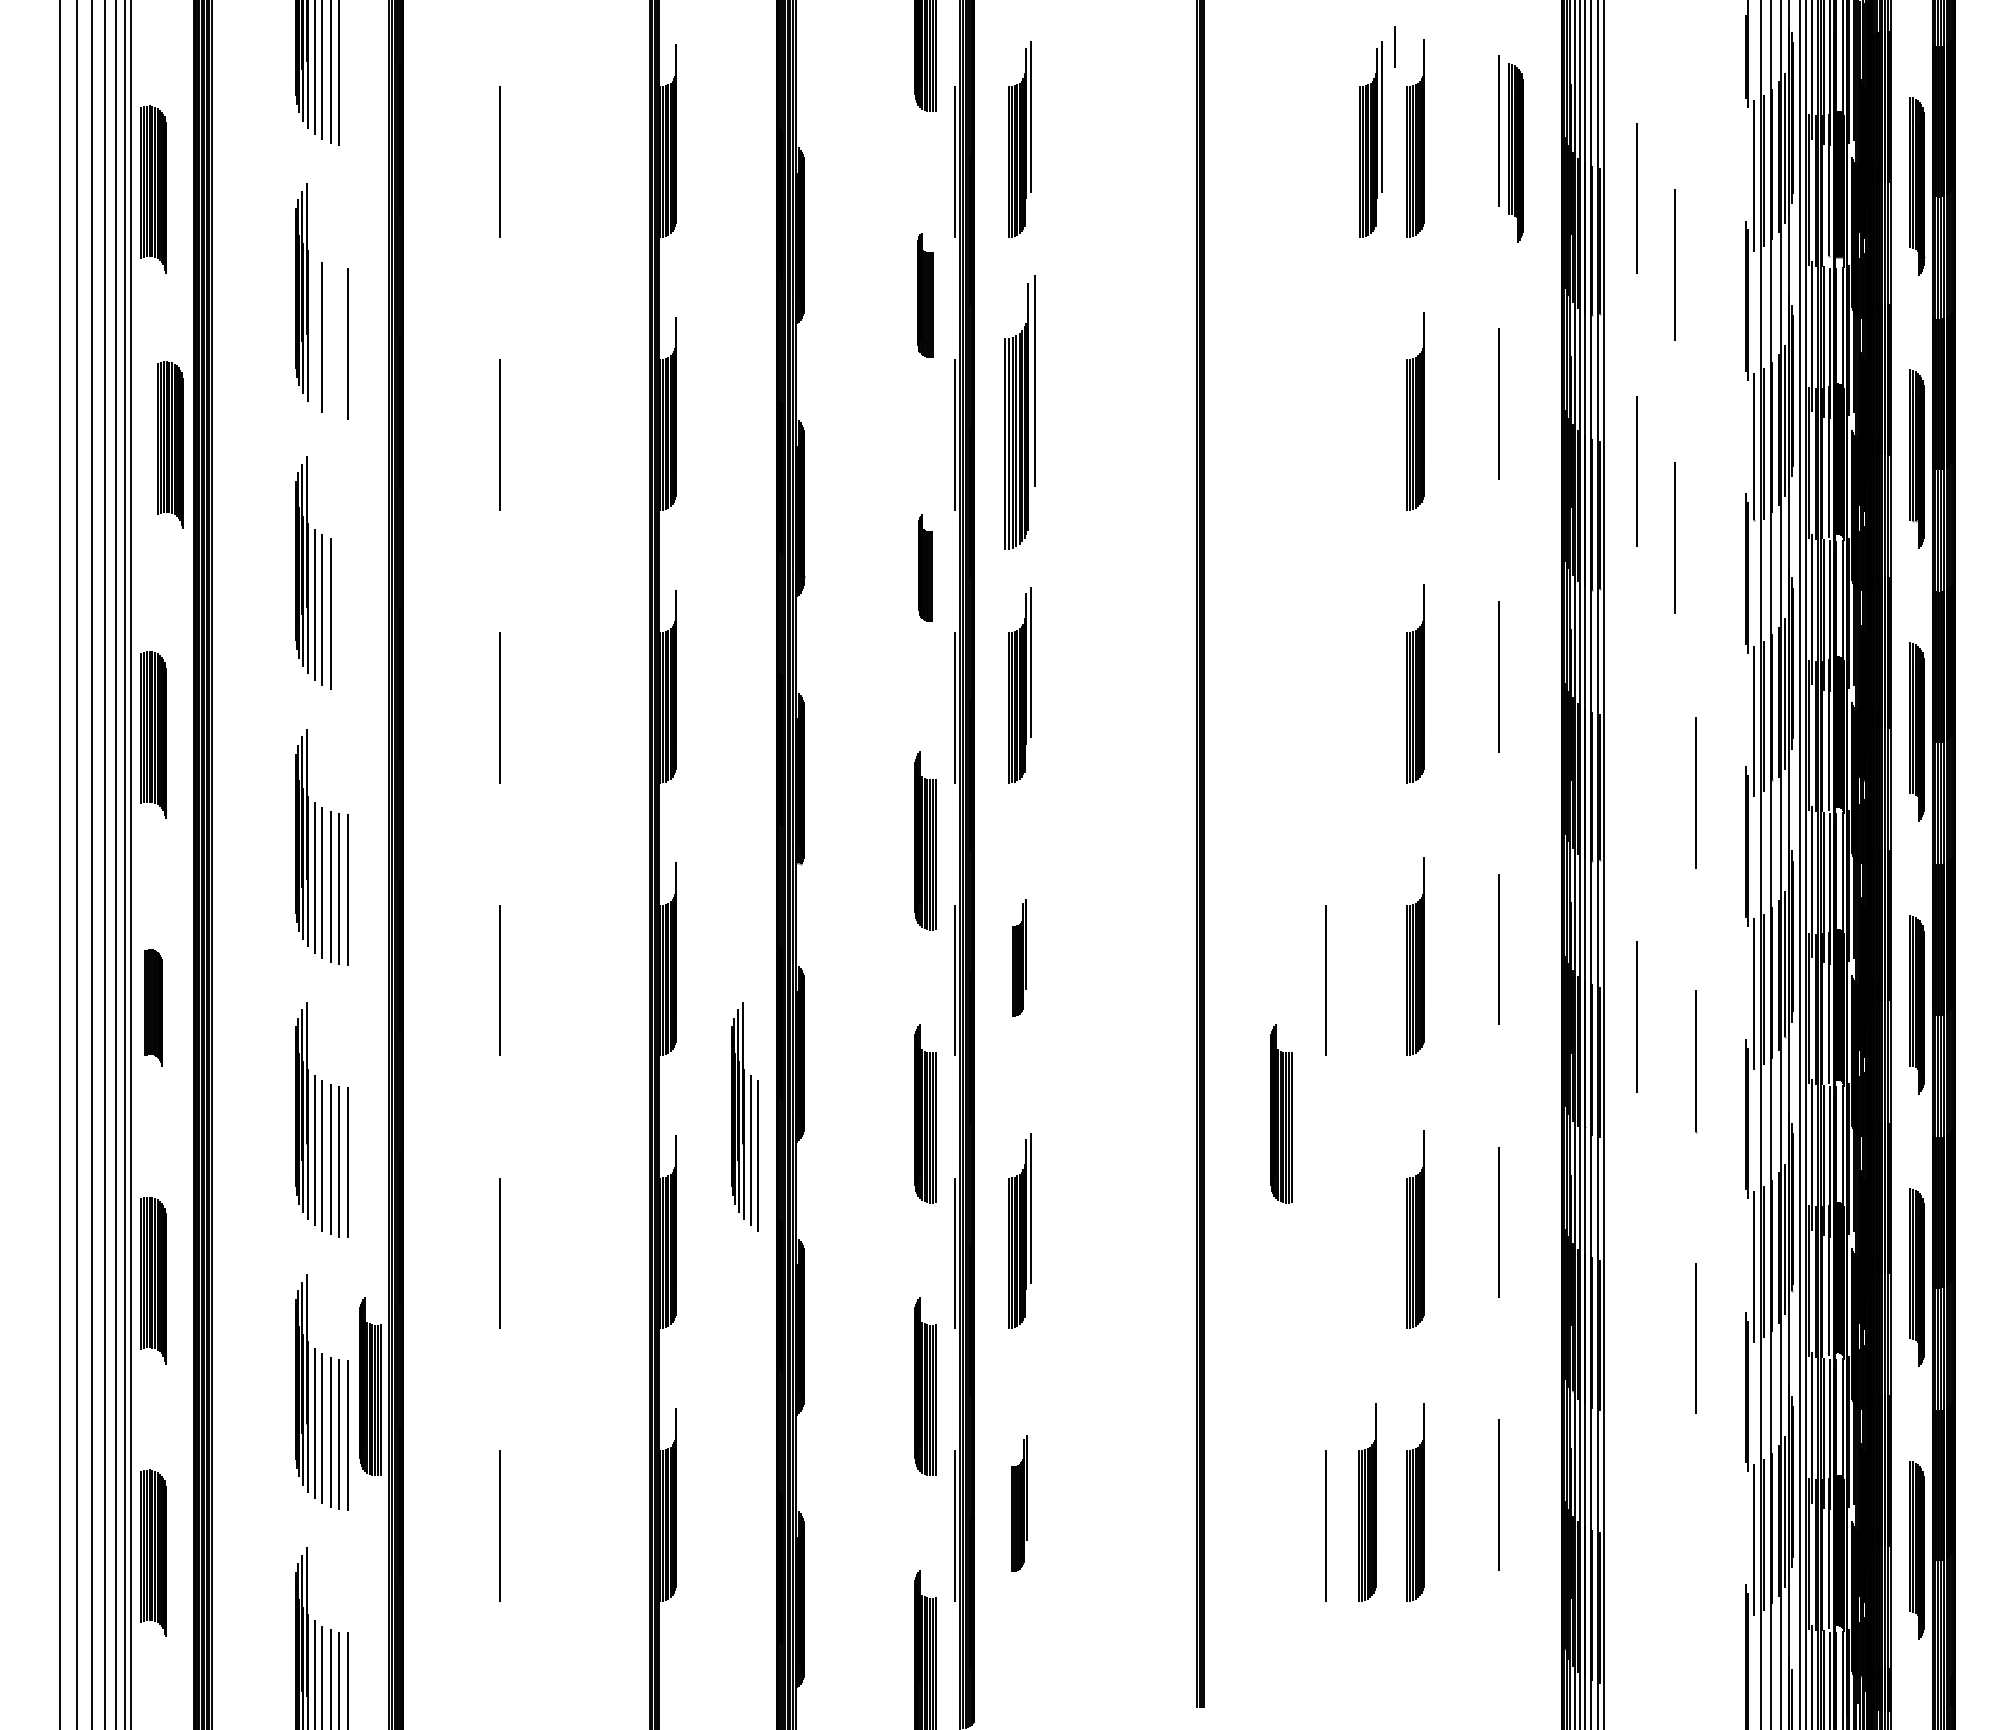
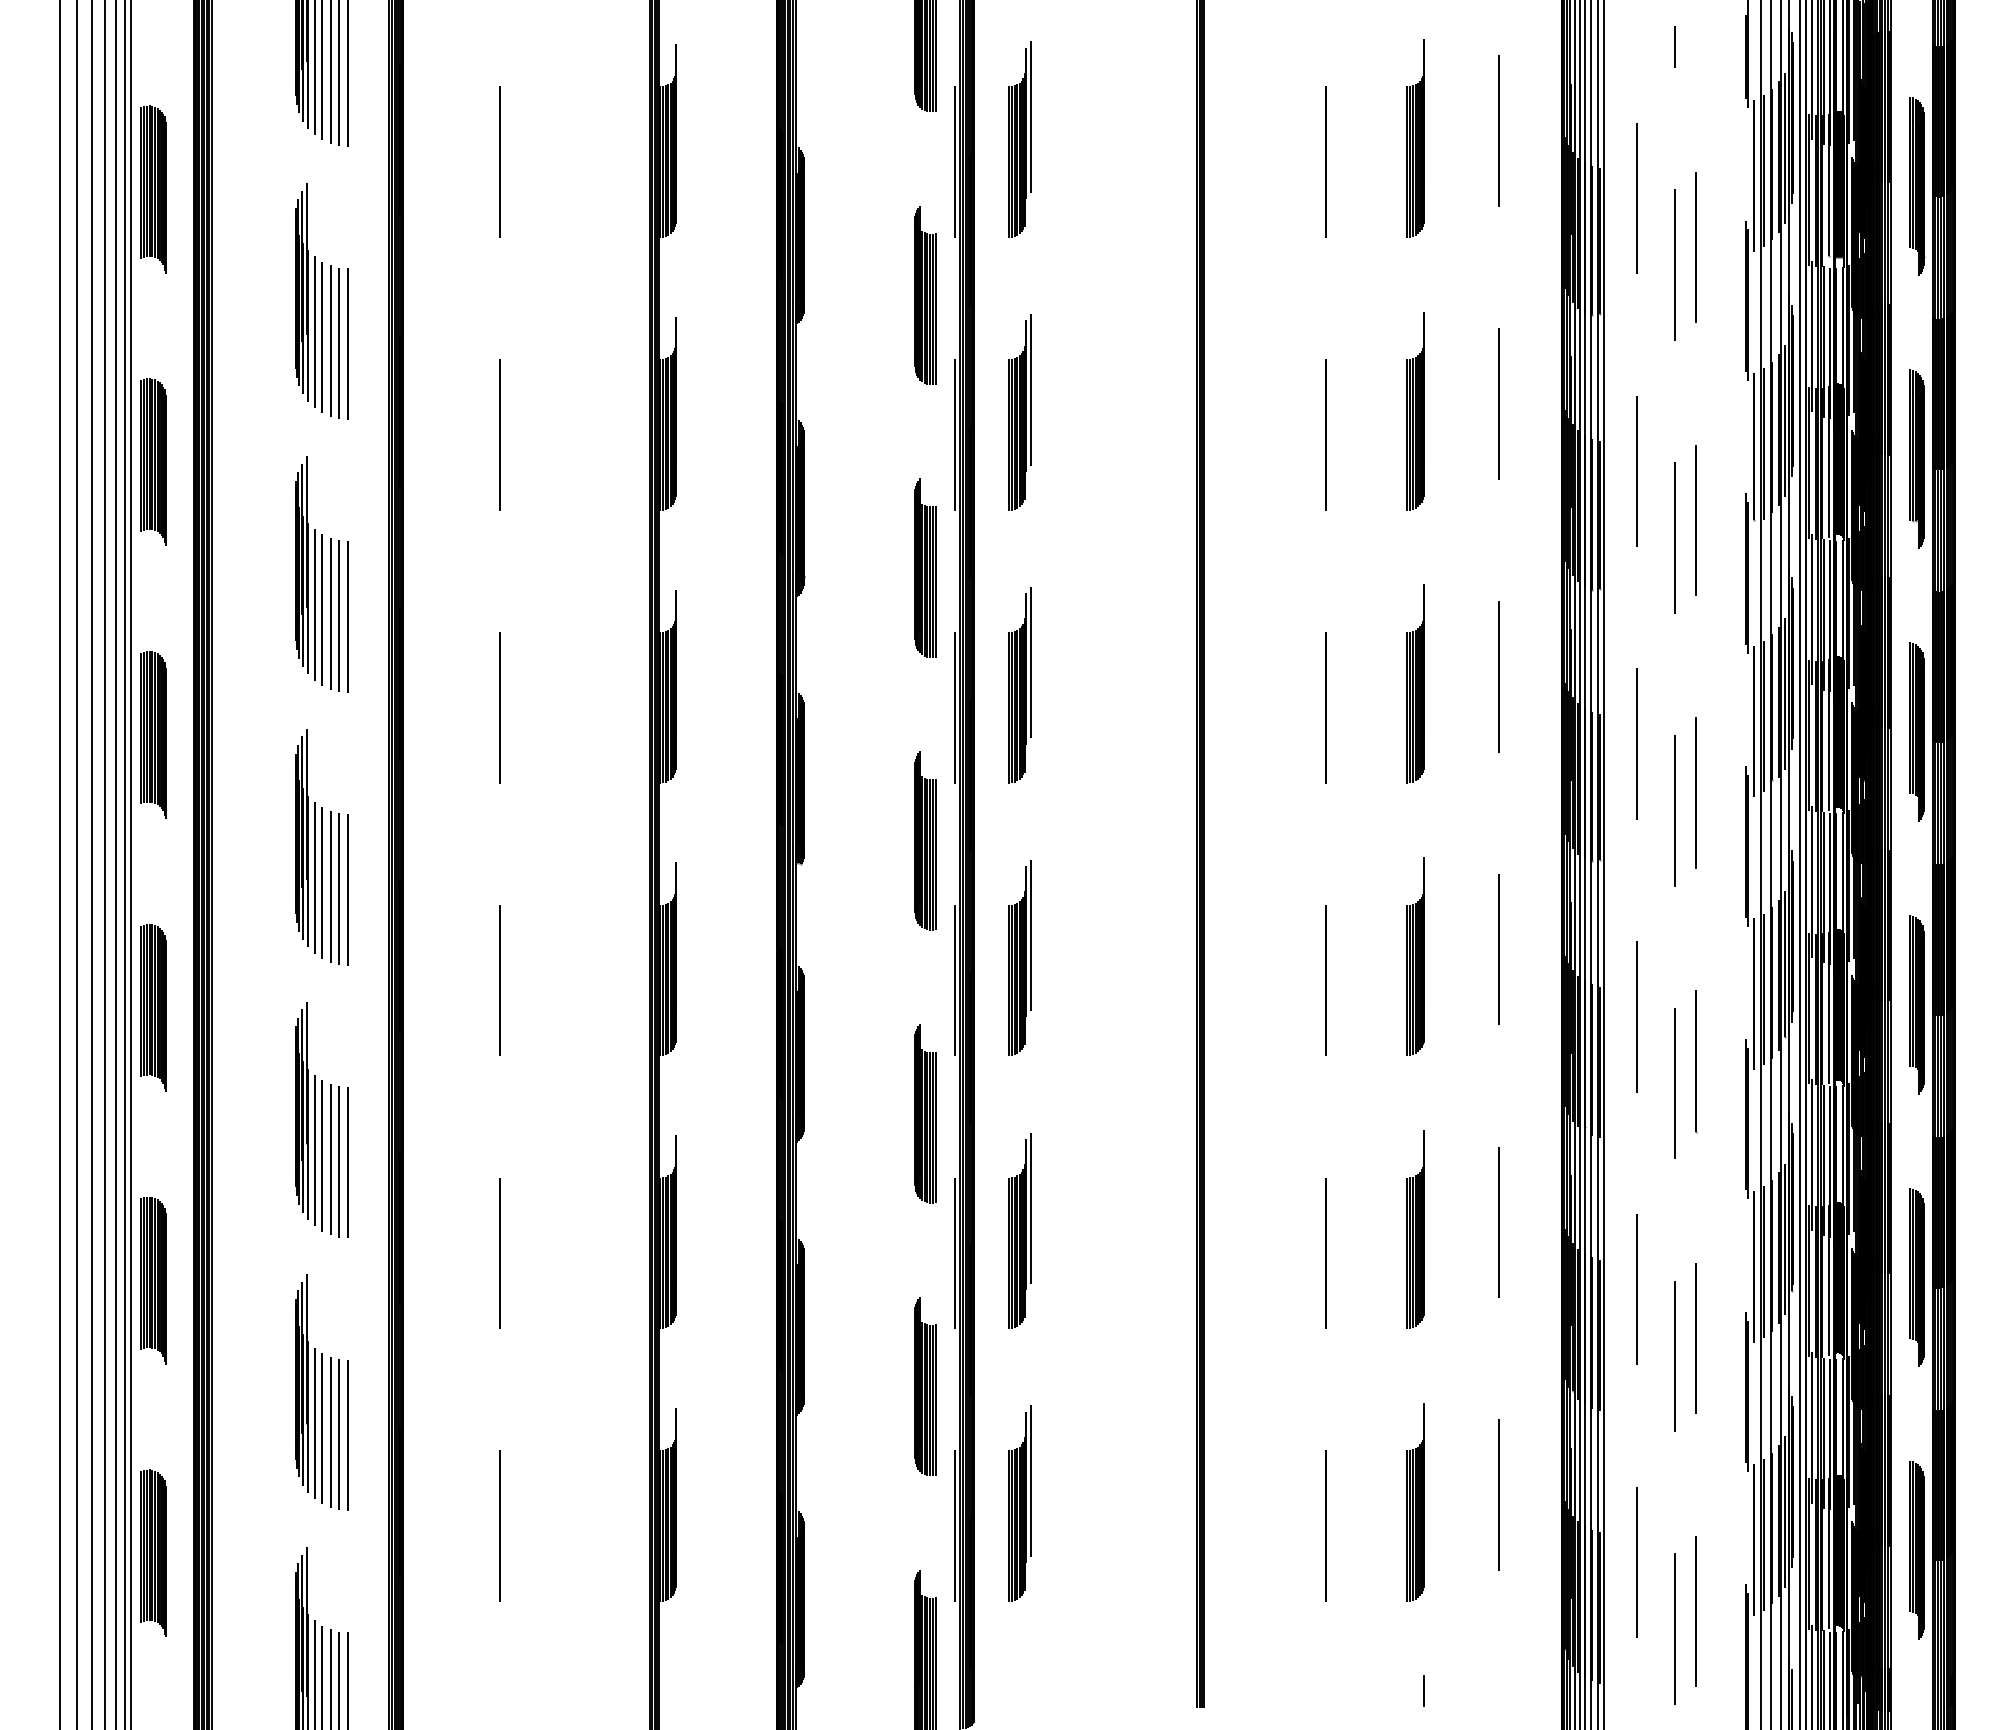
line position: (1394, 46) -> (1674, 46) (1674, 46)
line: none -> present (348, 74)
part: present -> none (1370, 139)
part: present -> none (1515, 152)
line: none -> present (1325, 161)
line: none -> present (1696, 247)
part size: 17x125 px -> 23x179 px (925, 295)
line: none -> present (314, 332)
line: none -> present (330, 340)
line: none -> present (339, 343)
part size: 32x275 px -> 24x197 px (1019, 412)
line: none -> present (1325, 434)
part position: (170, 444) -> (153, 461) (153, 461)
line: none -> present (1695, 520)
part size: 15x108 px -> 23x180 px (925, 567)
line: none -> present (339, 616)
line: none -> present (348, 616)
line: none -> present (1325, 707)
line: none -> present (1636, 743)
line: none -> present (1674, 810)
part size: 15x118 px -> 24x196 px (1019, 957)
part size: 19x118 px -> 27x168 px (153, 1007)
line: none -> present (1674, 1083)
part: present -> none (1281, 1113)
part: present -> none (744, 1116)
line: none -> present (1325, 1253)
line: none -> present (1637, 1289)
line: none -> present (1674, 1356)
part: present -> none (370, 1386)
part: present -> none (1367, 1502)
part size: 17x137 px -> 24x197 px (1019, 1503)
line: none -> present (1636, 1562)
line: none -> present (1695, 1611)
line: none -> present (1674, 1628)
line: none -> present (1423, 1690)
